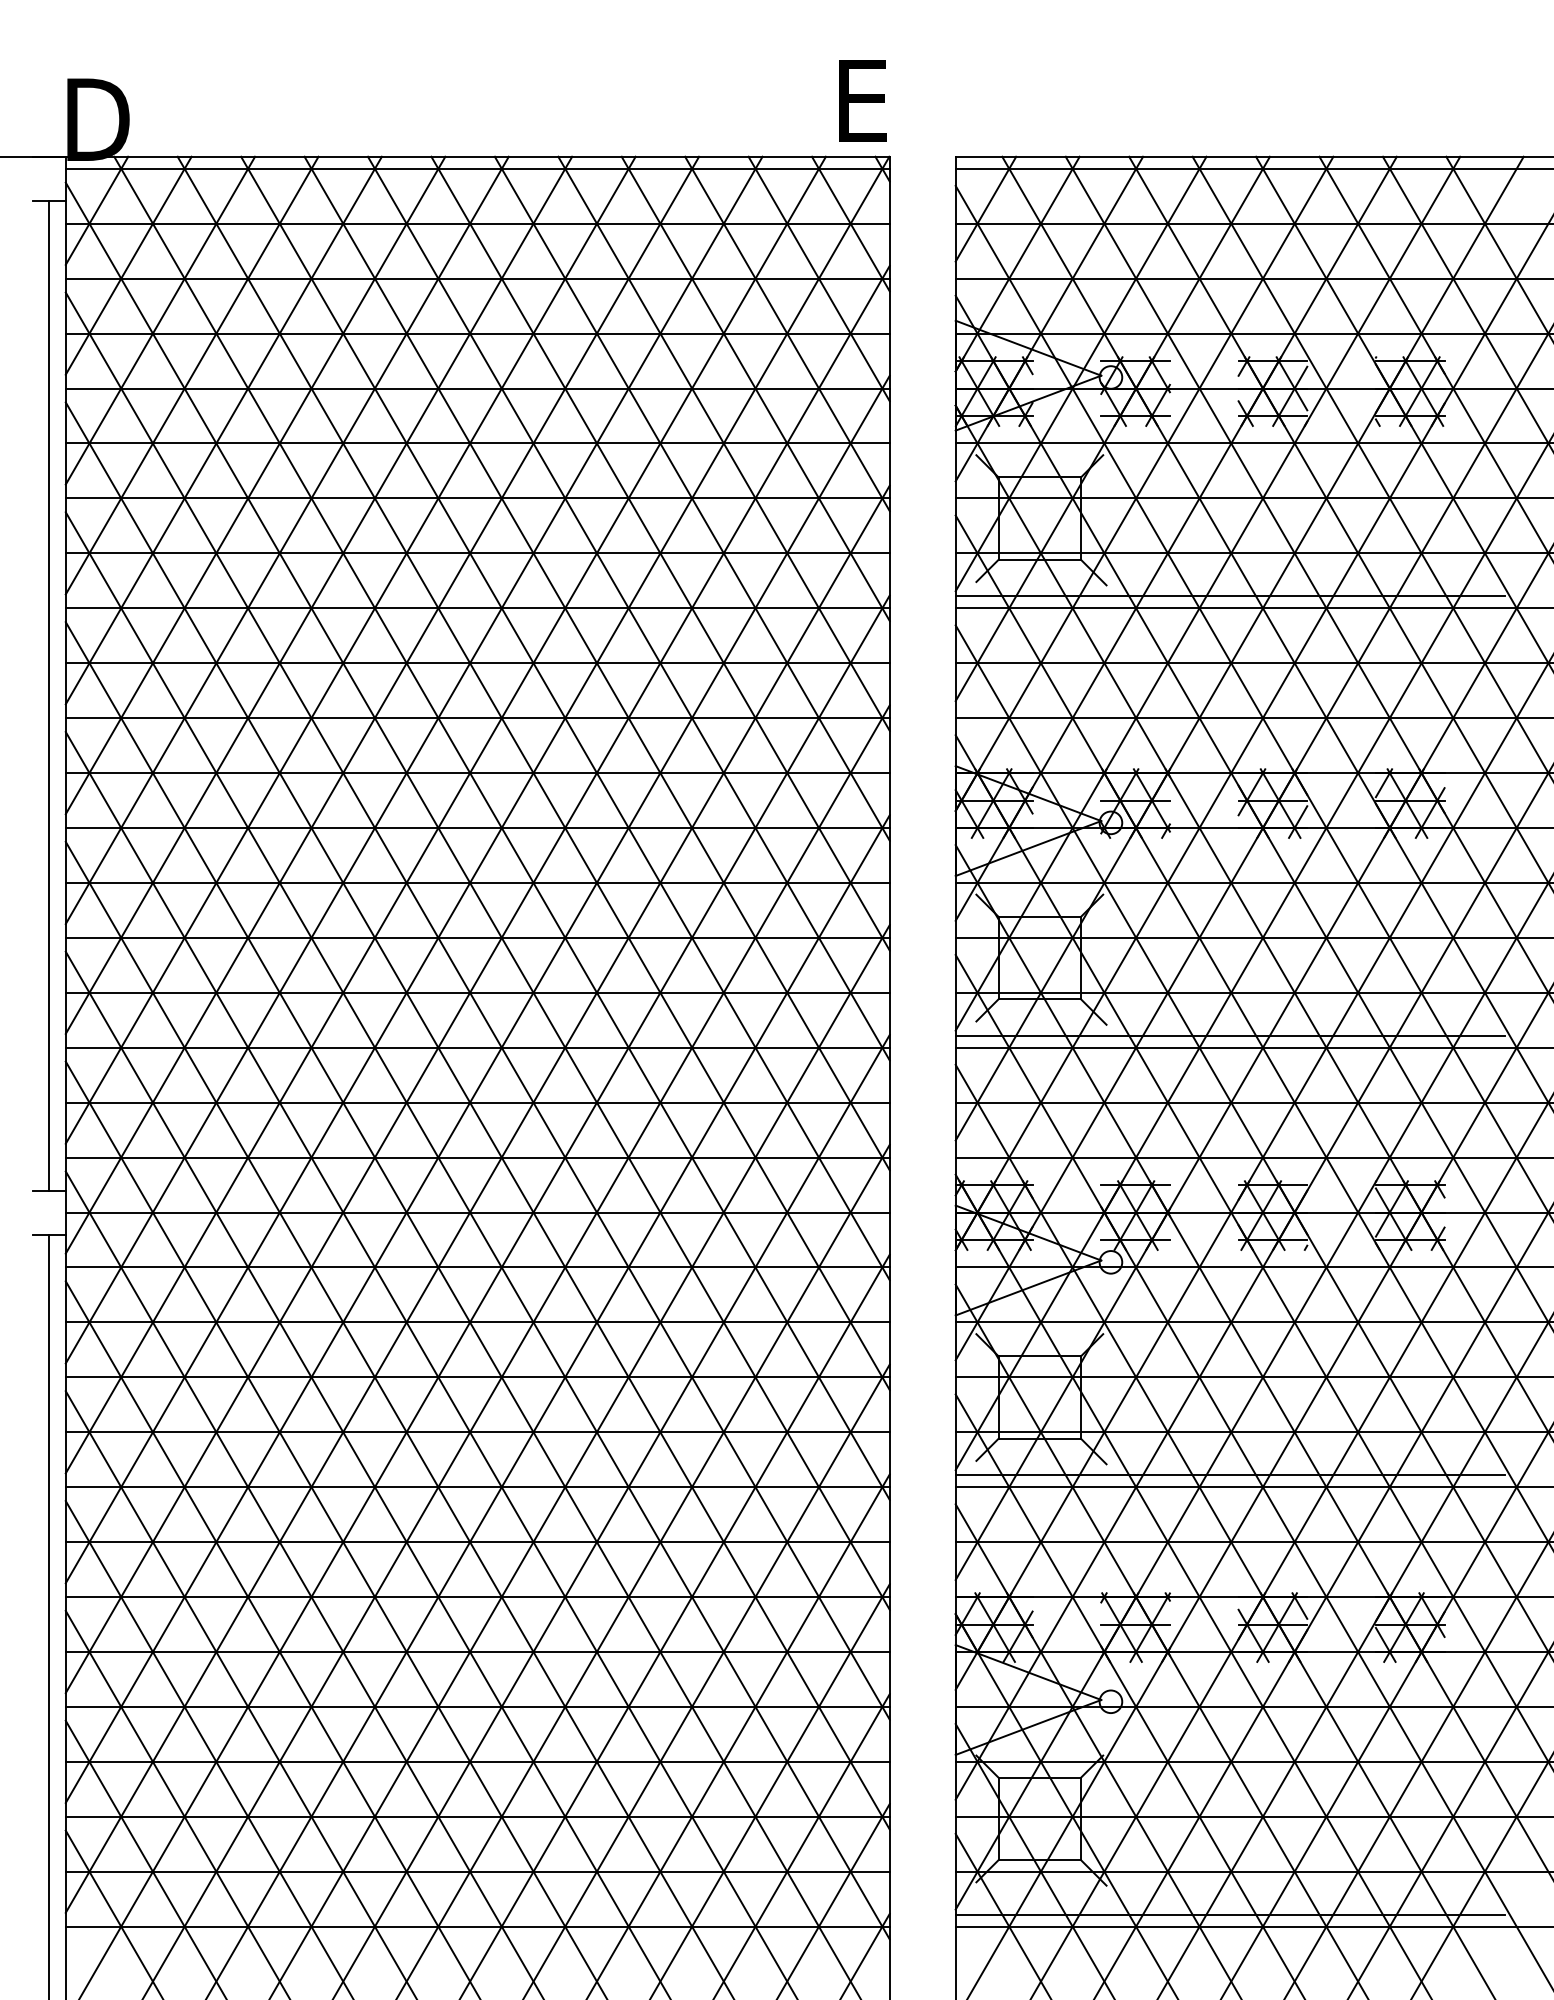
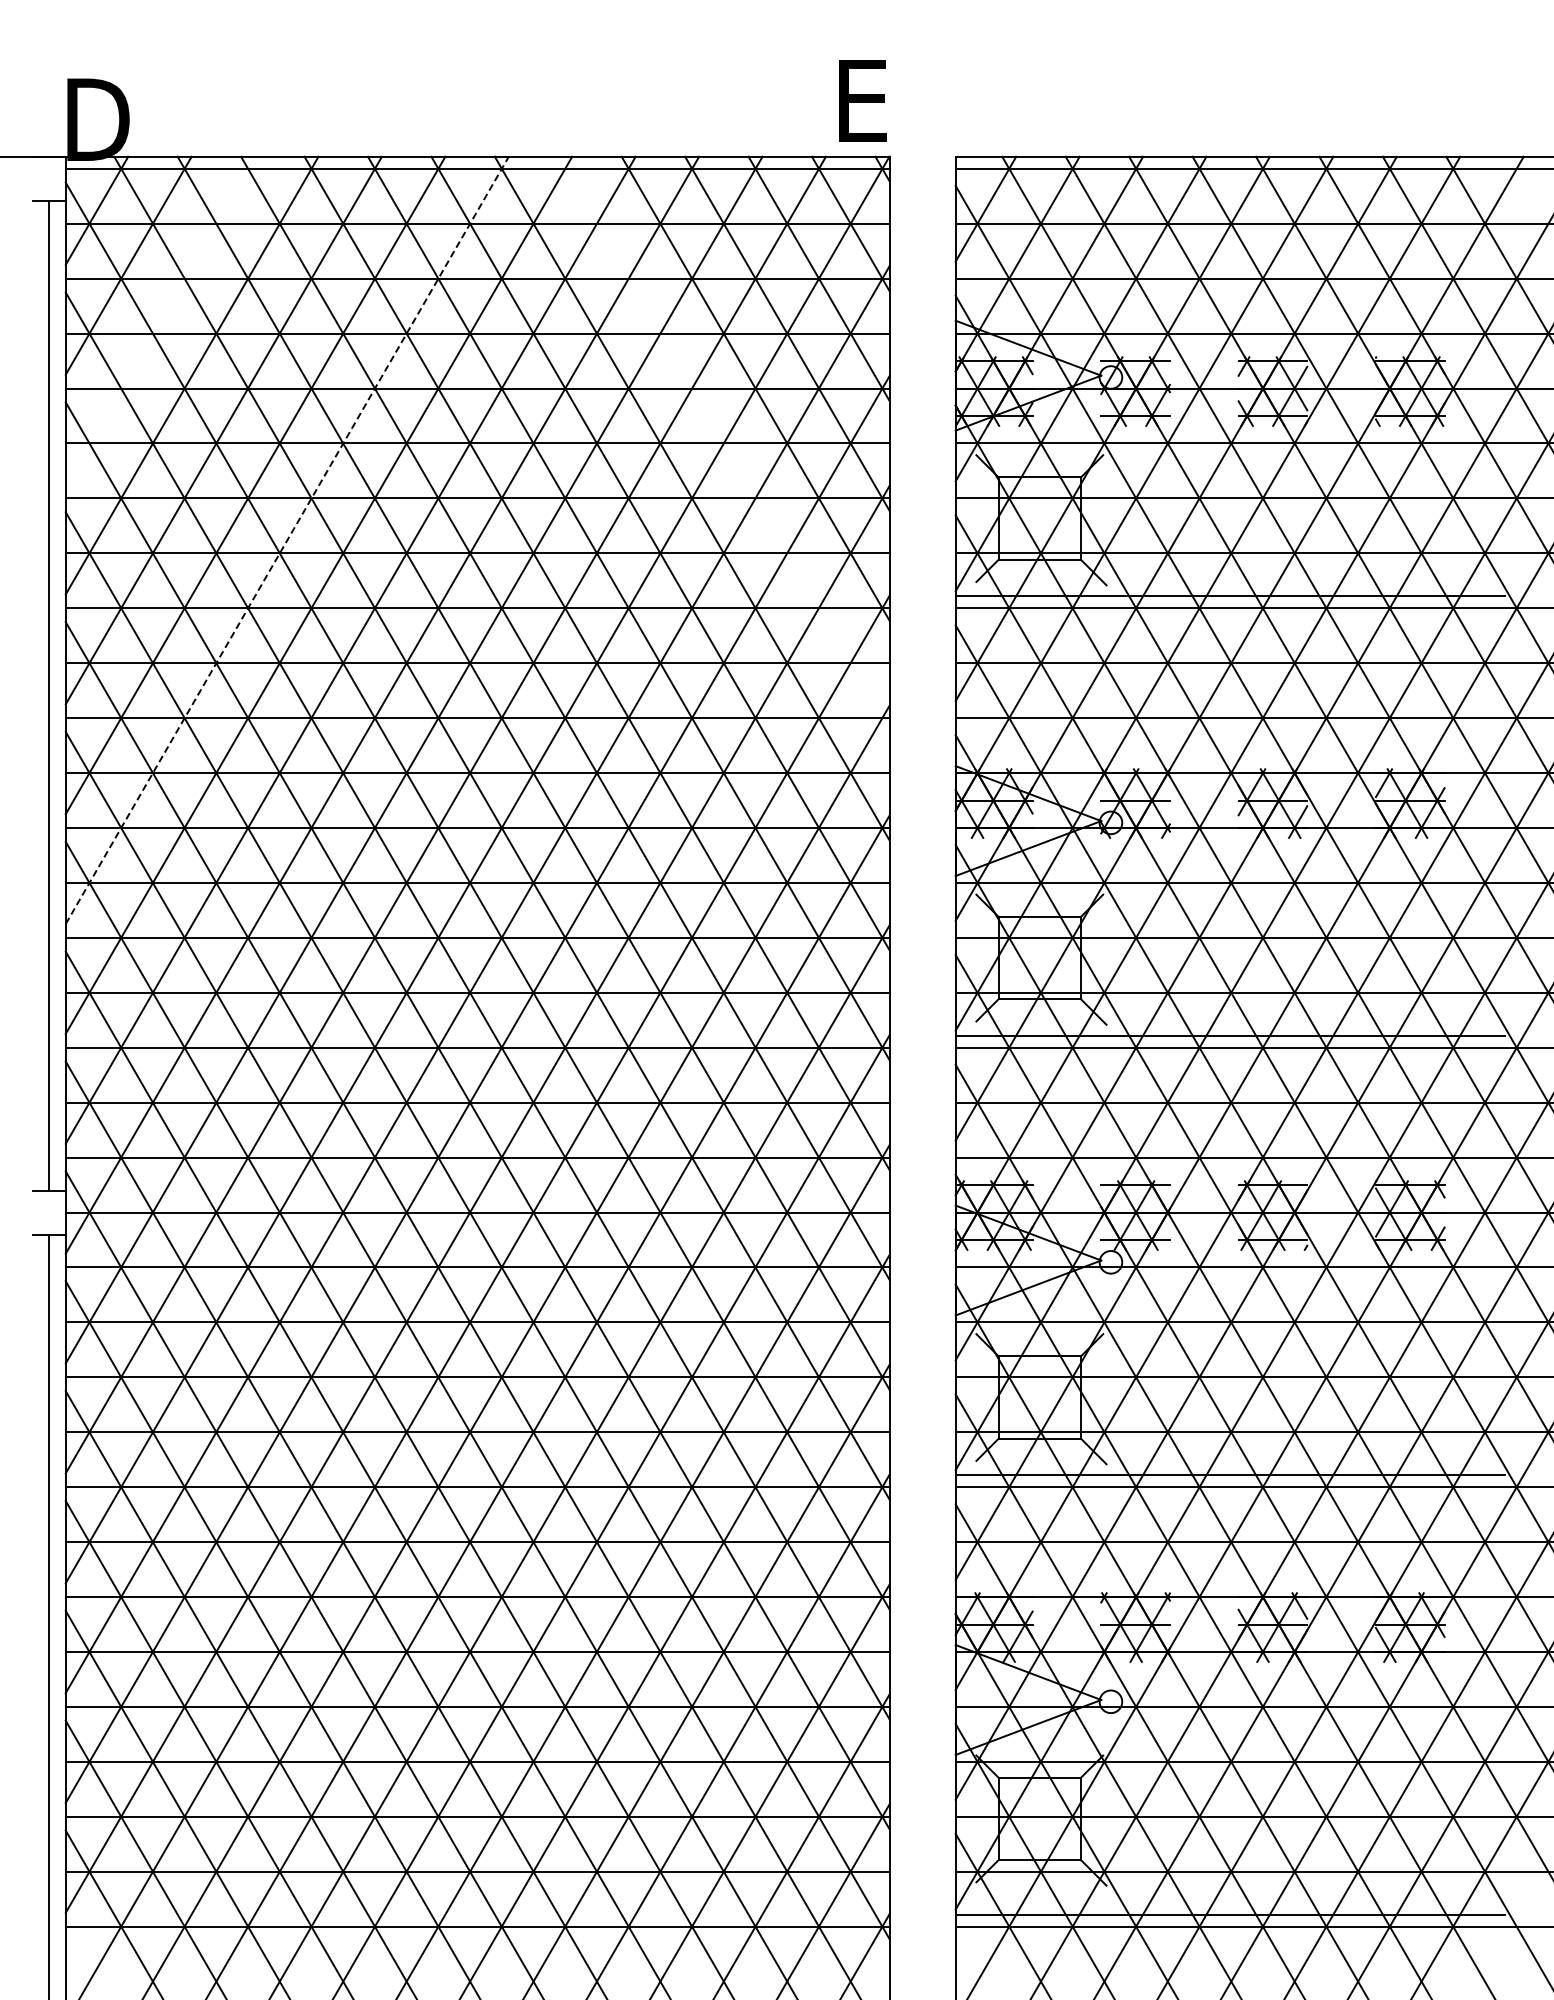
line: present -> none (160, 320)
line: present -> none (723, 443)
line: solid -> dashed (287, 540)
